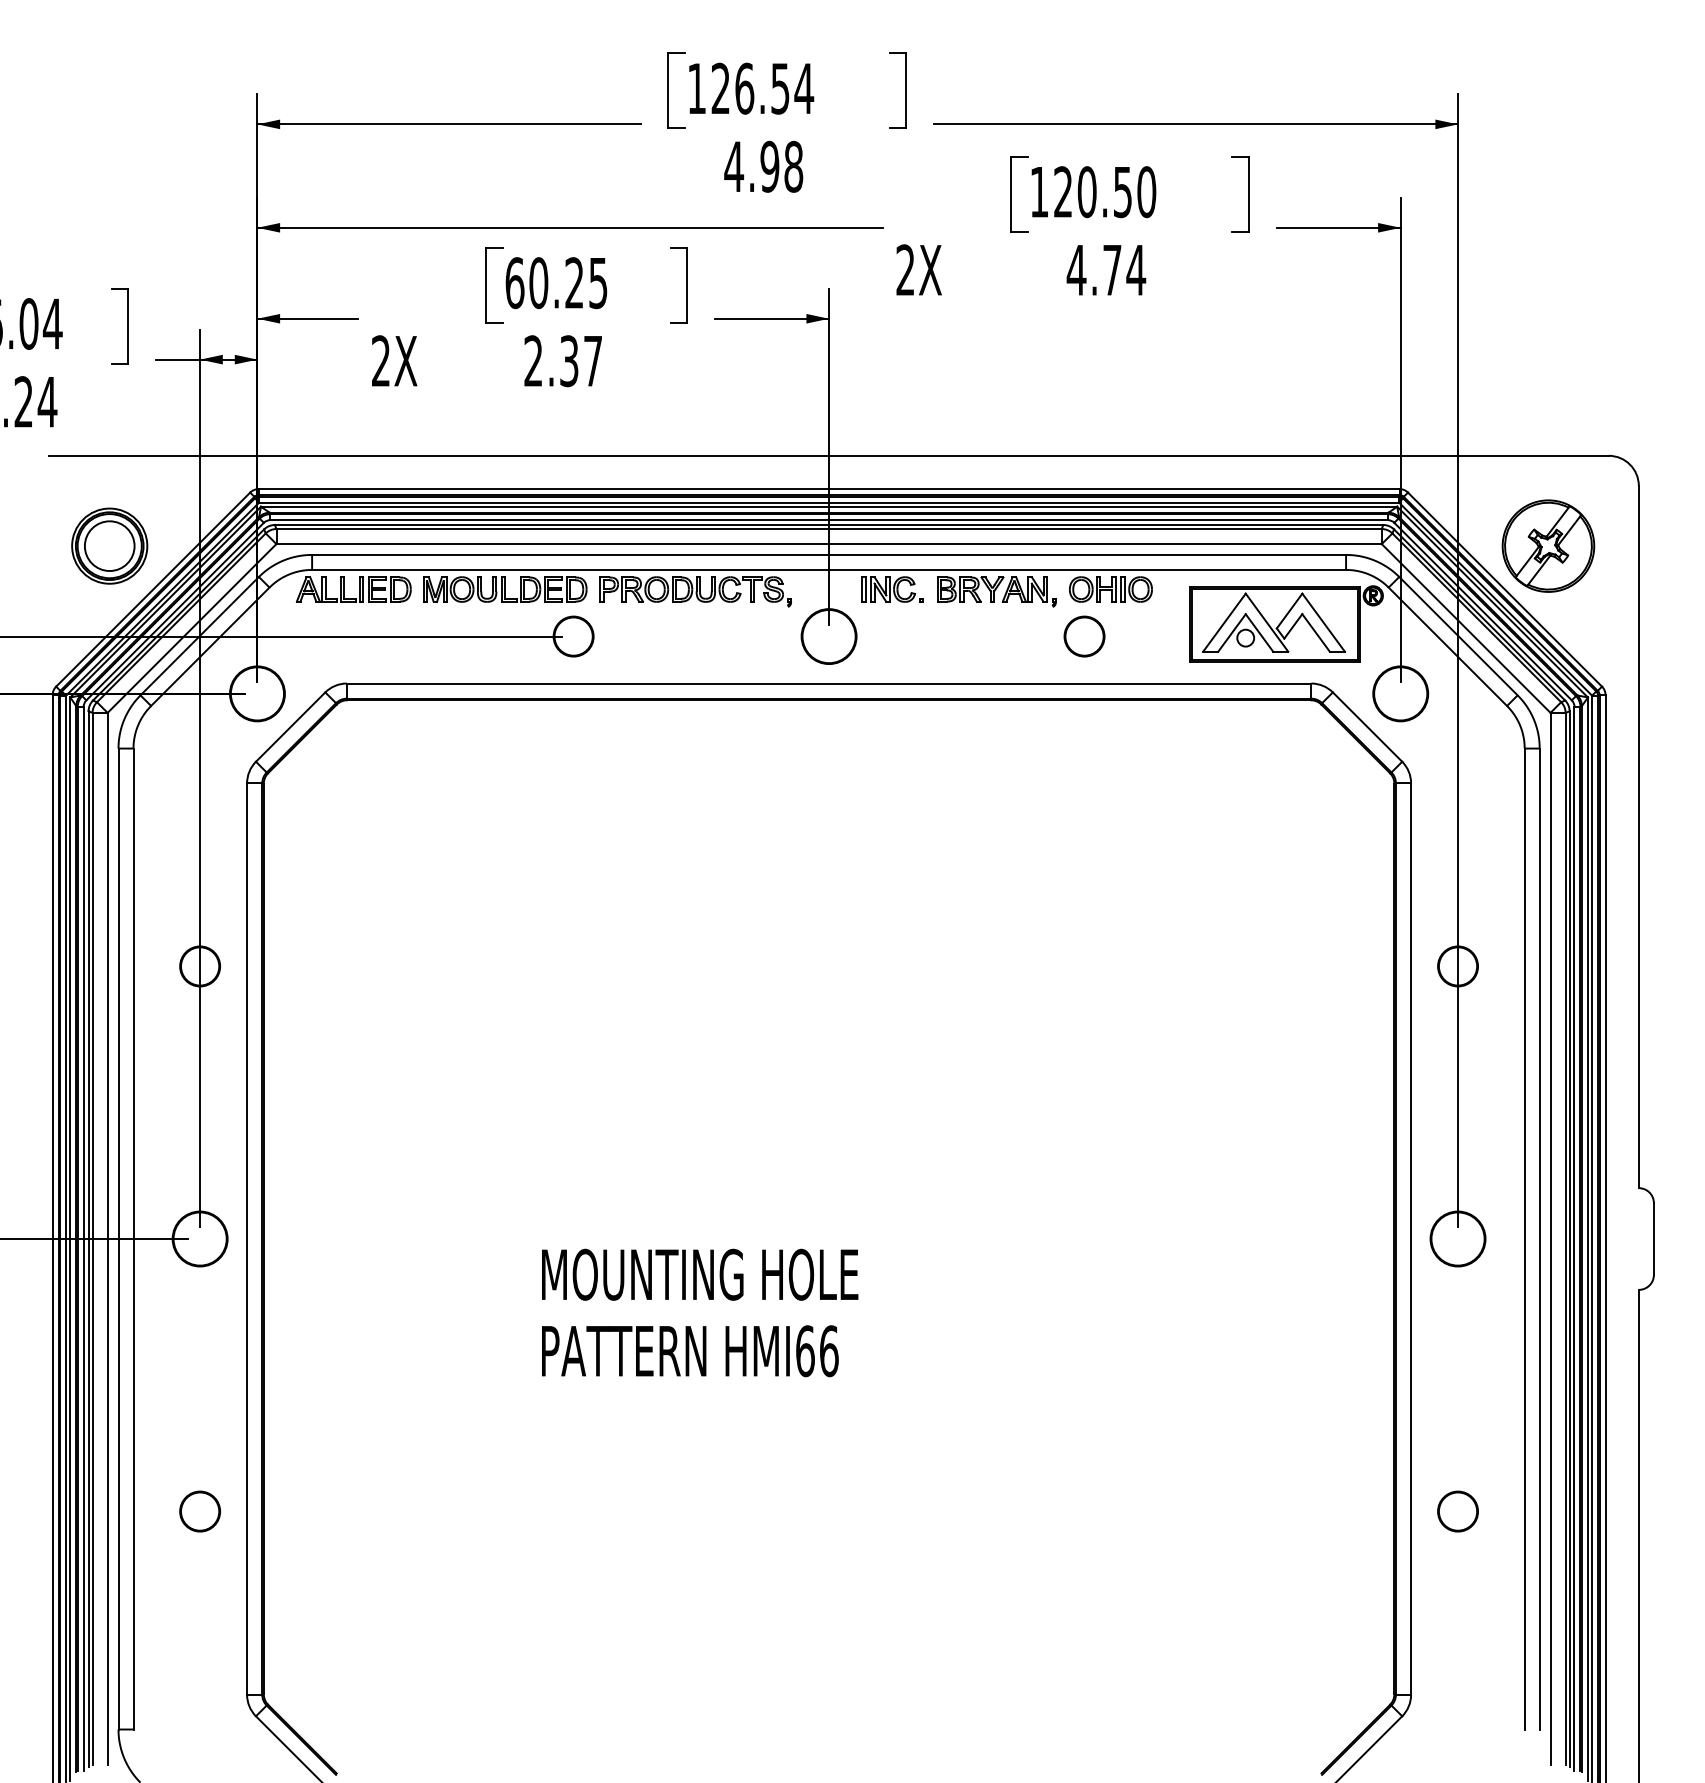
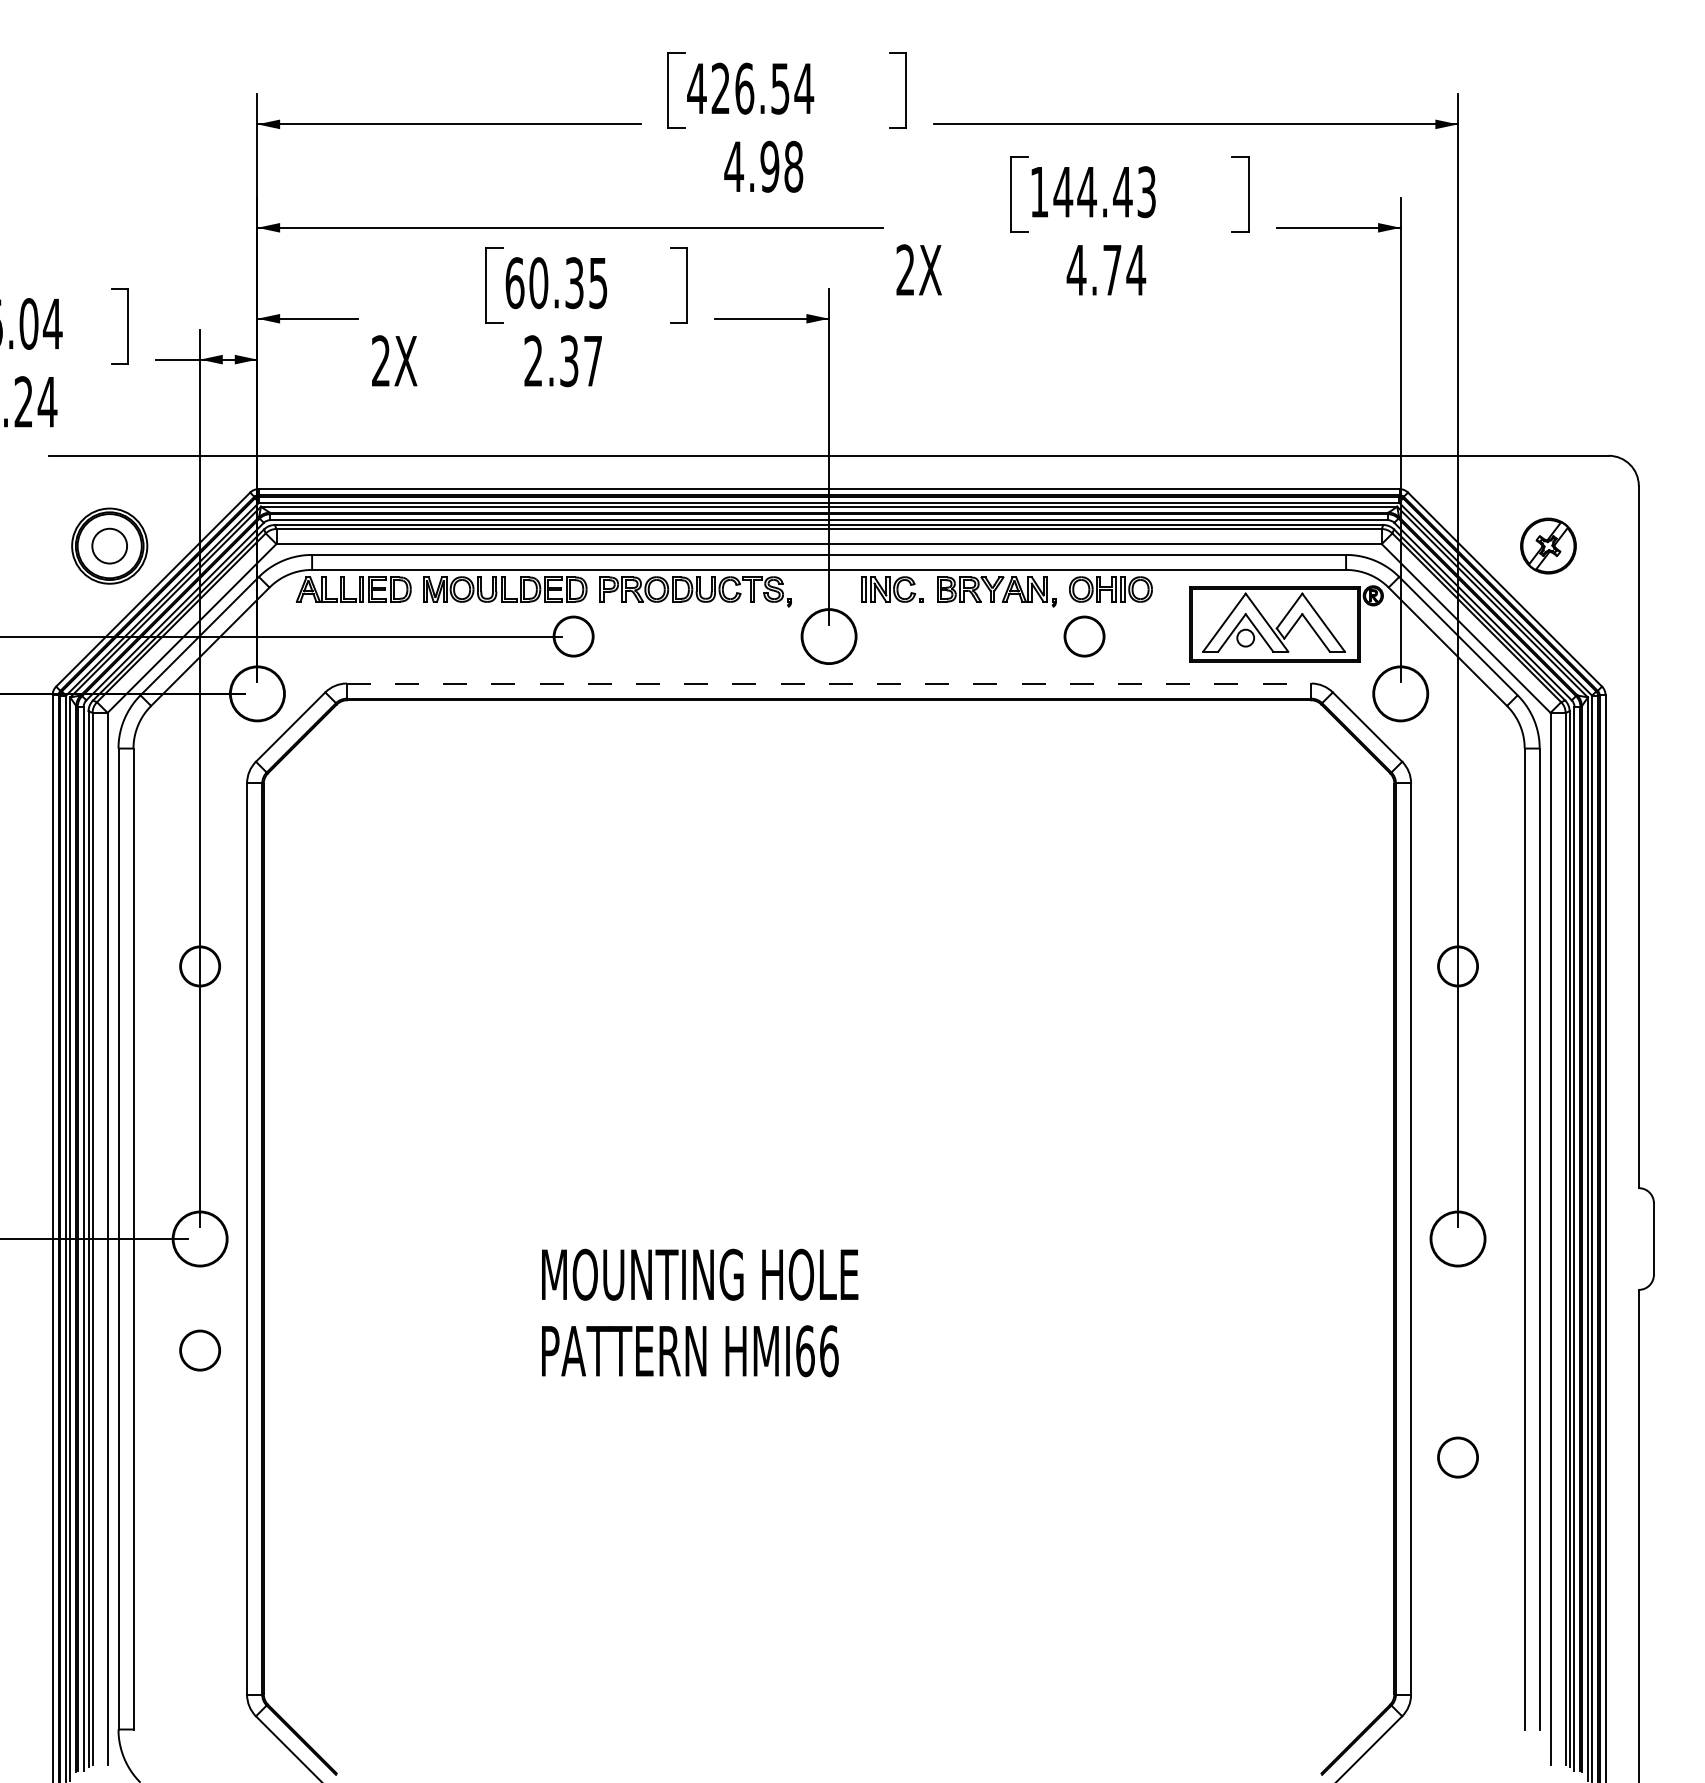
text: 126.54 -> 426.54 (696, 88)
text: 120.50 -> 144.43 (1104, 192)
text: 60.25 -> 60.35 (574, 283)
part size: 95x94 px -> 57x58 px (1548, 545)
circle diameter: 50 px -> 35 px (109, 545)
line: solid -> dashed (829, 683)
circle position: (199, 1511) -> (199, 1350) (199, 1350)
circle position: (1457, 1511) -> (1457, 1457) (1457, 1457)
